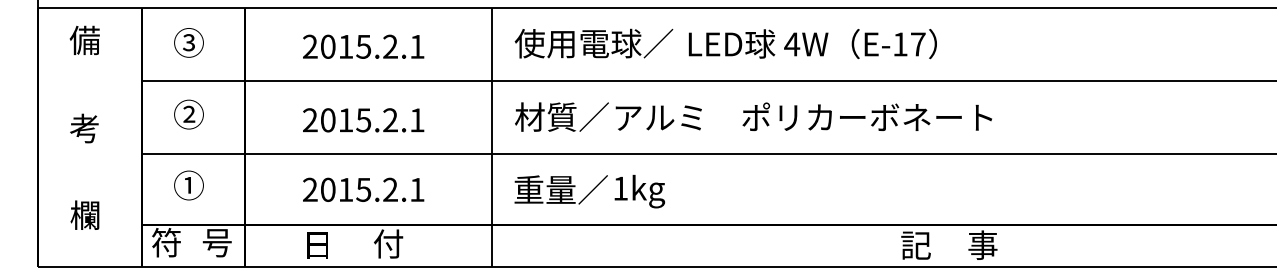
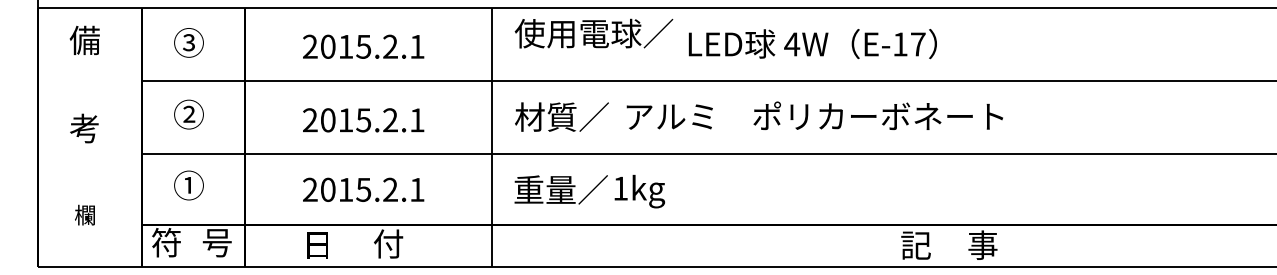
text position: (593, 43) -> (593, 33) (593, 33)
text position: (803, 116) -> (814, 115) (814, 115)
part size: 30x30 px -> 20x22 px (84, 214)
